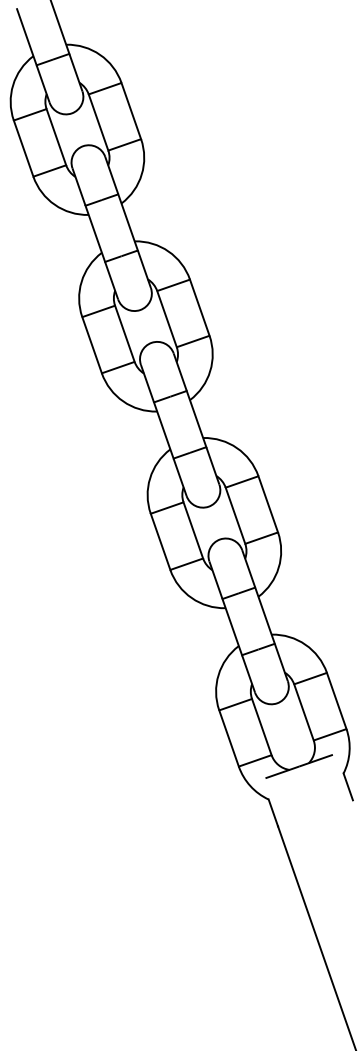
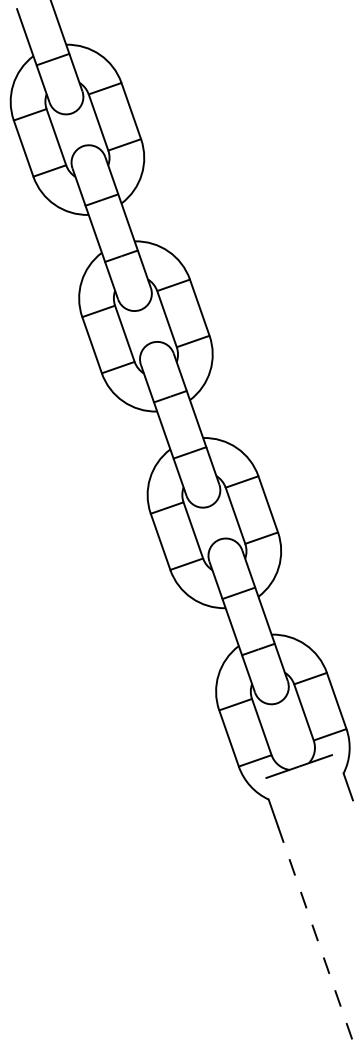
line: solid -> dashed (317, 938)
